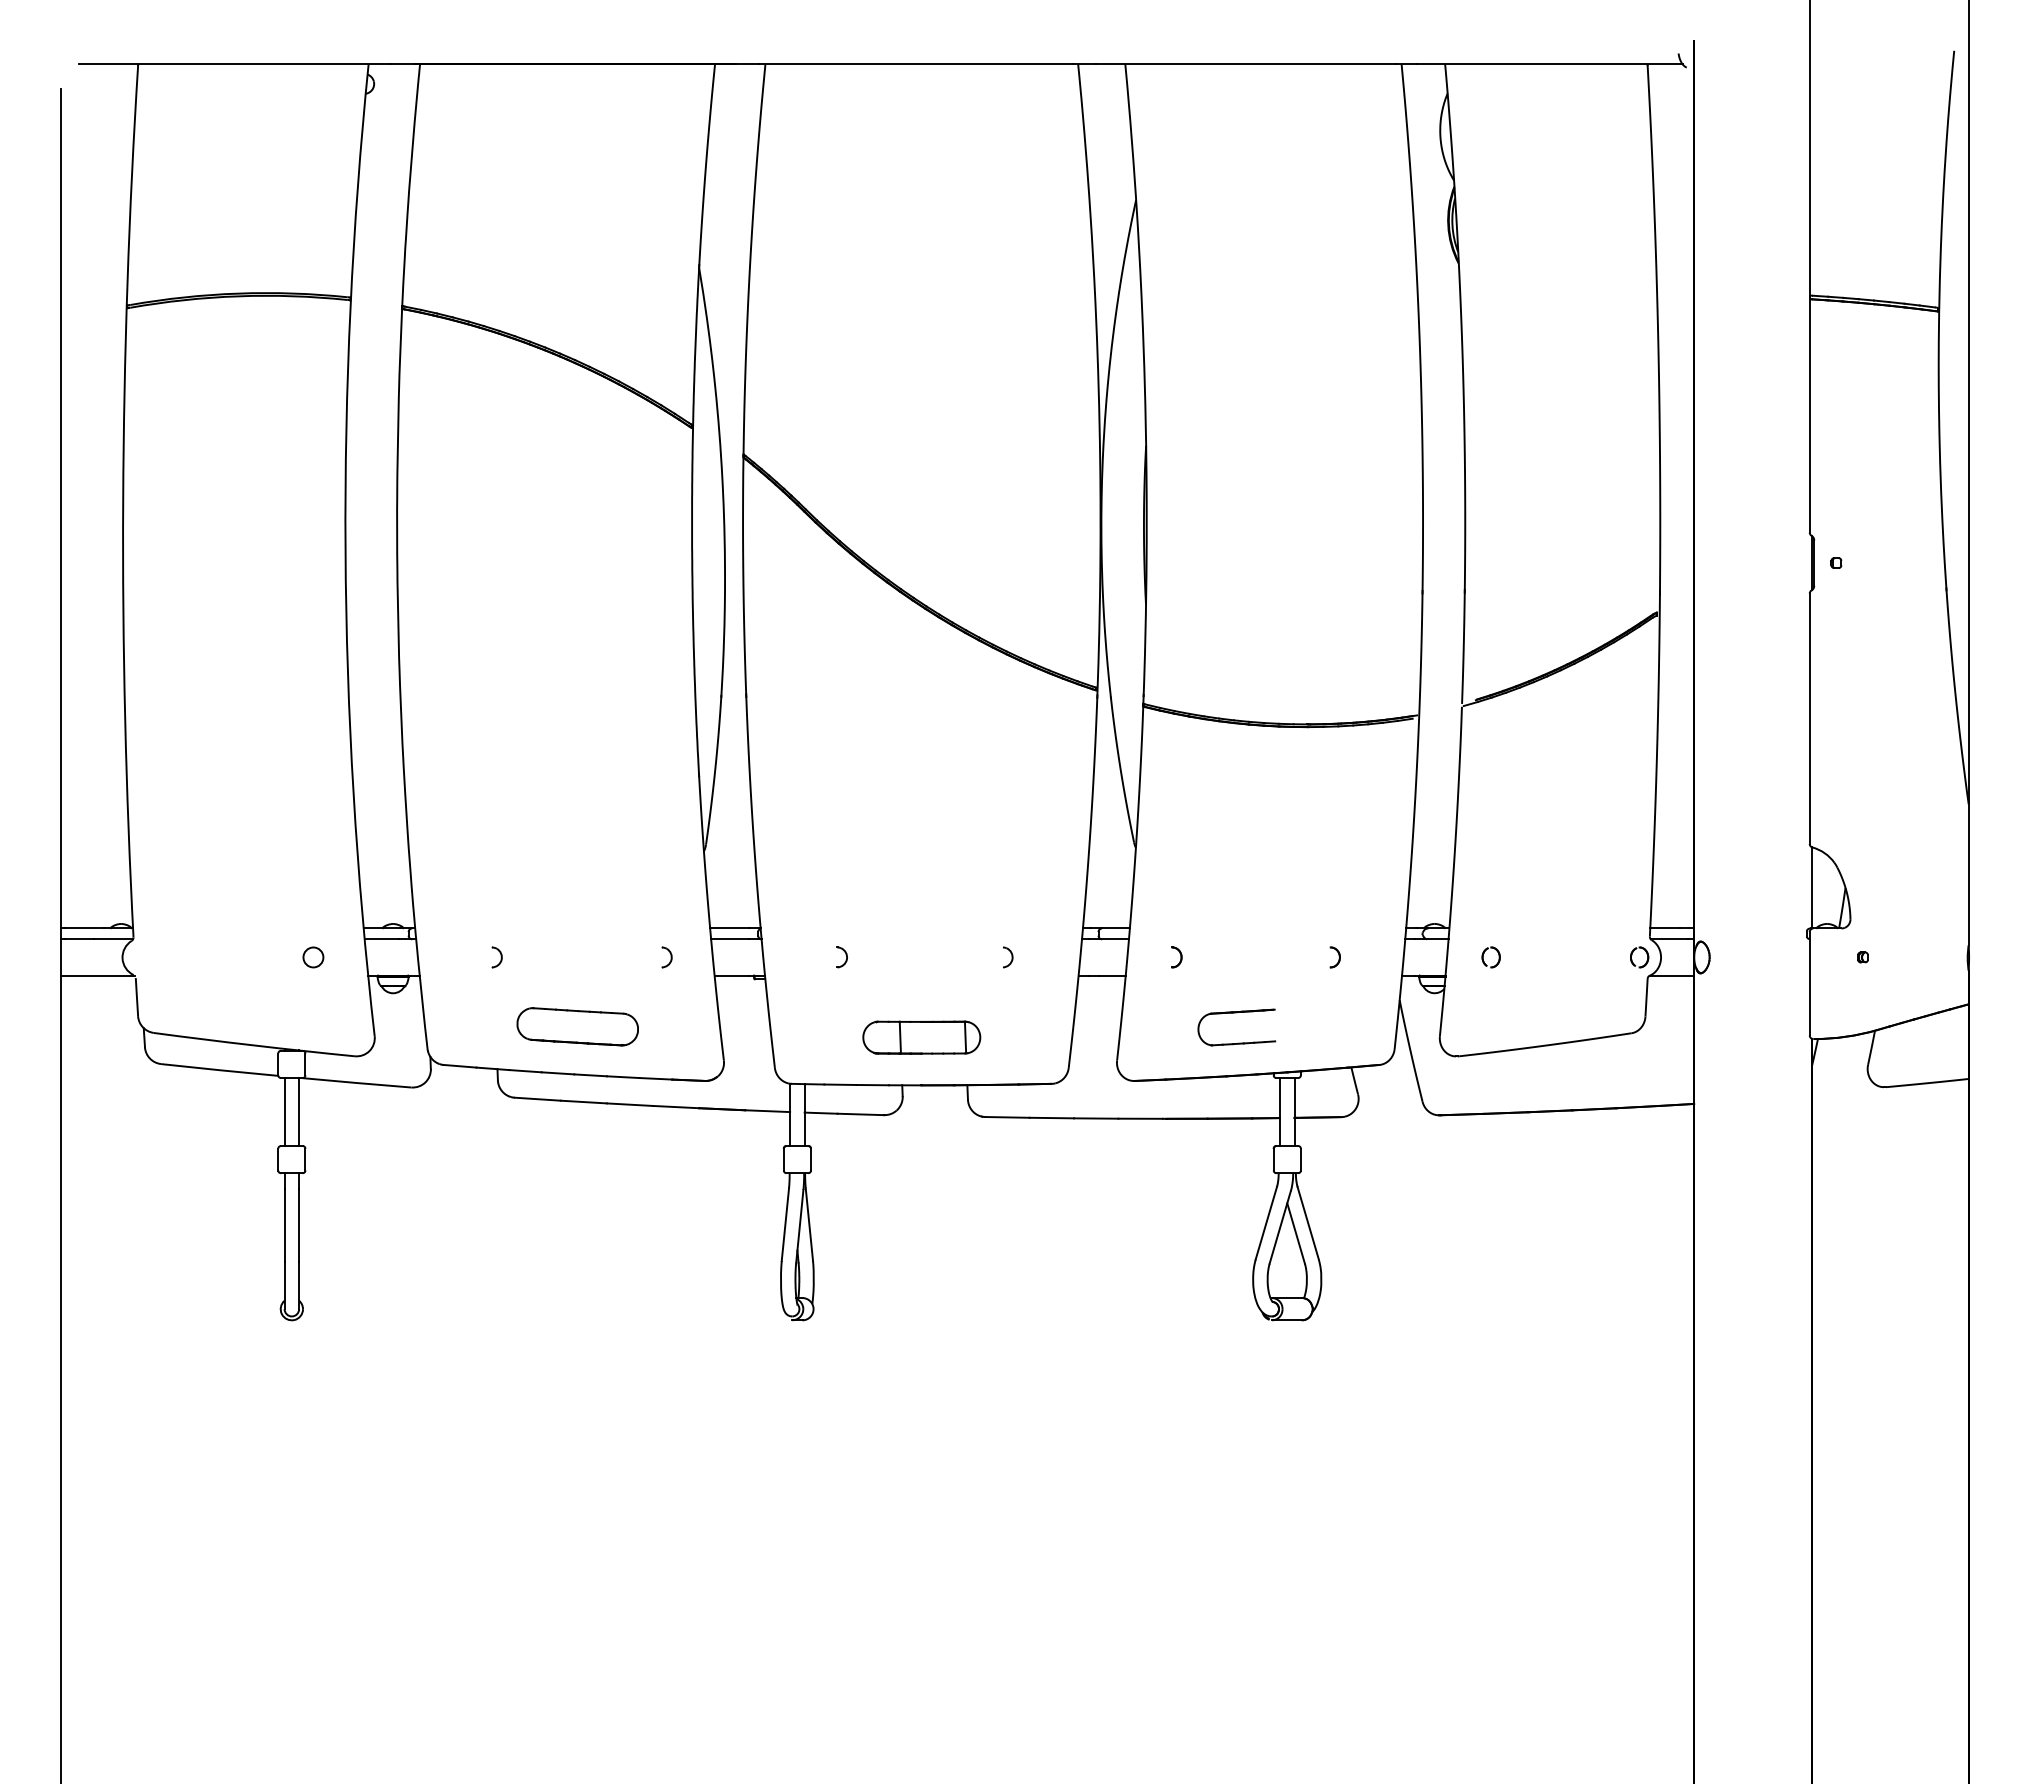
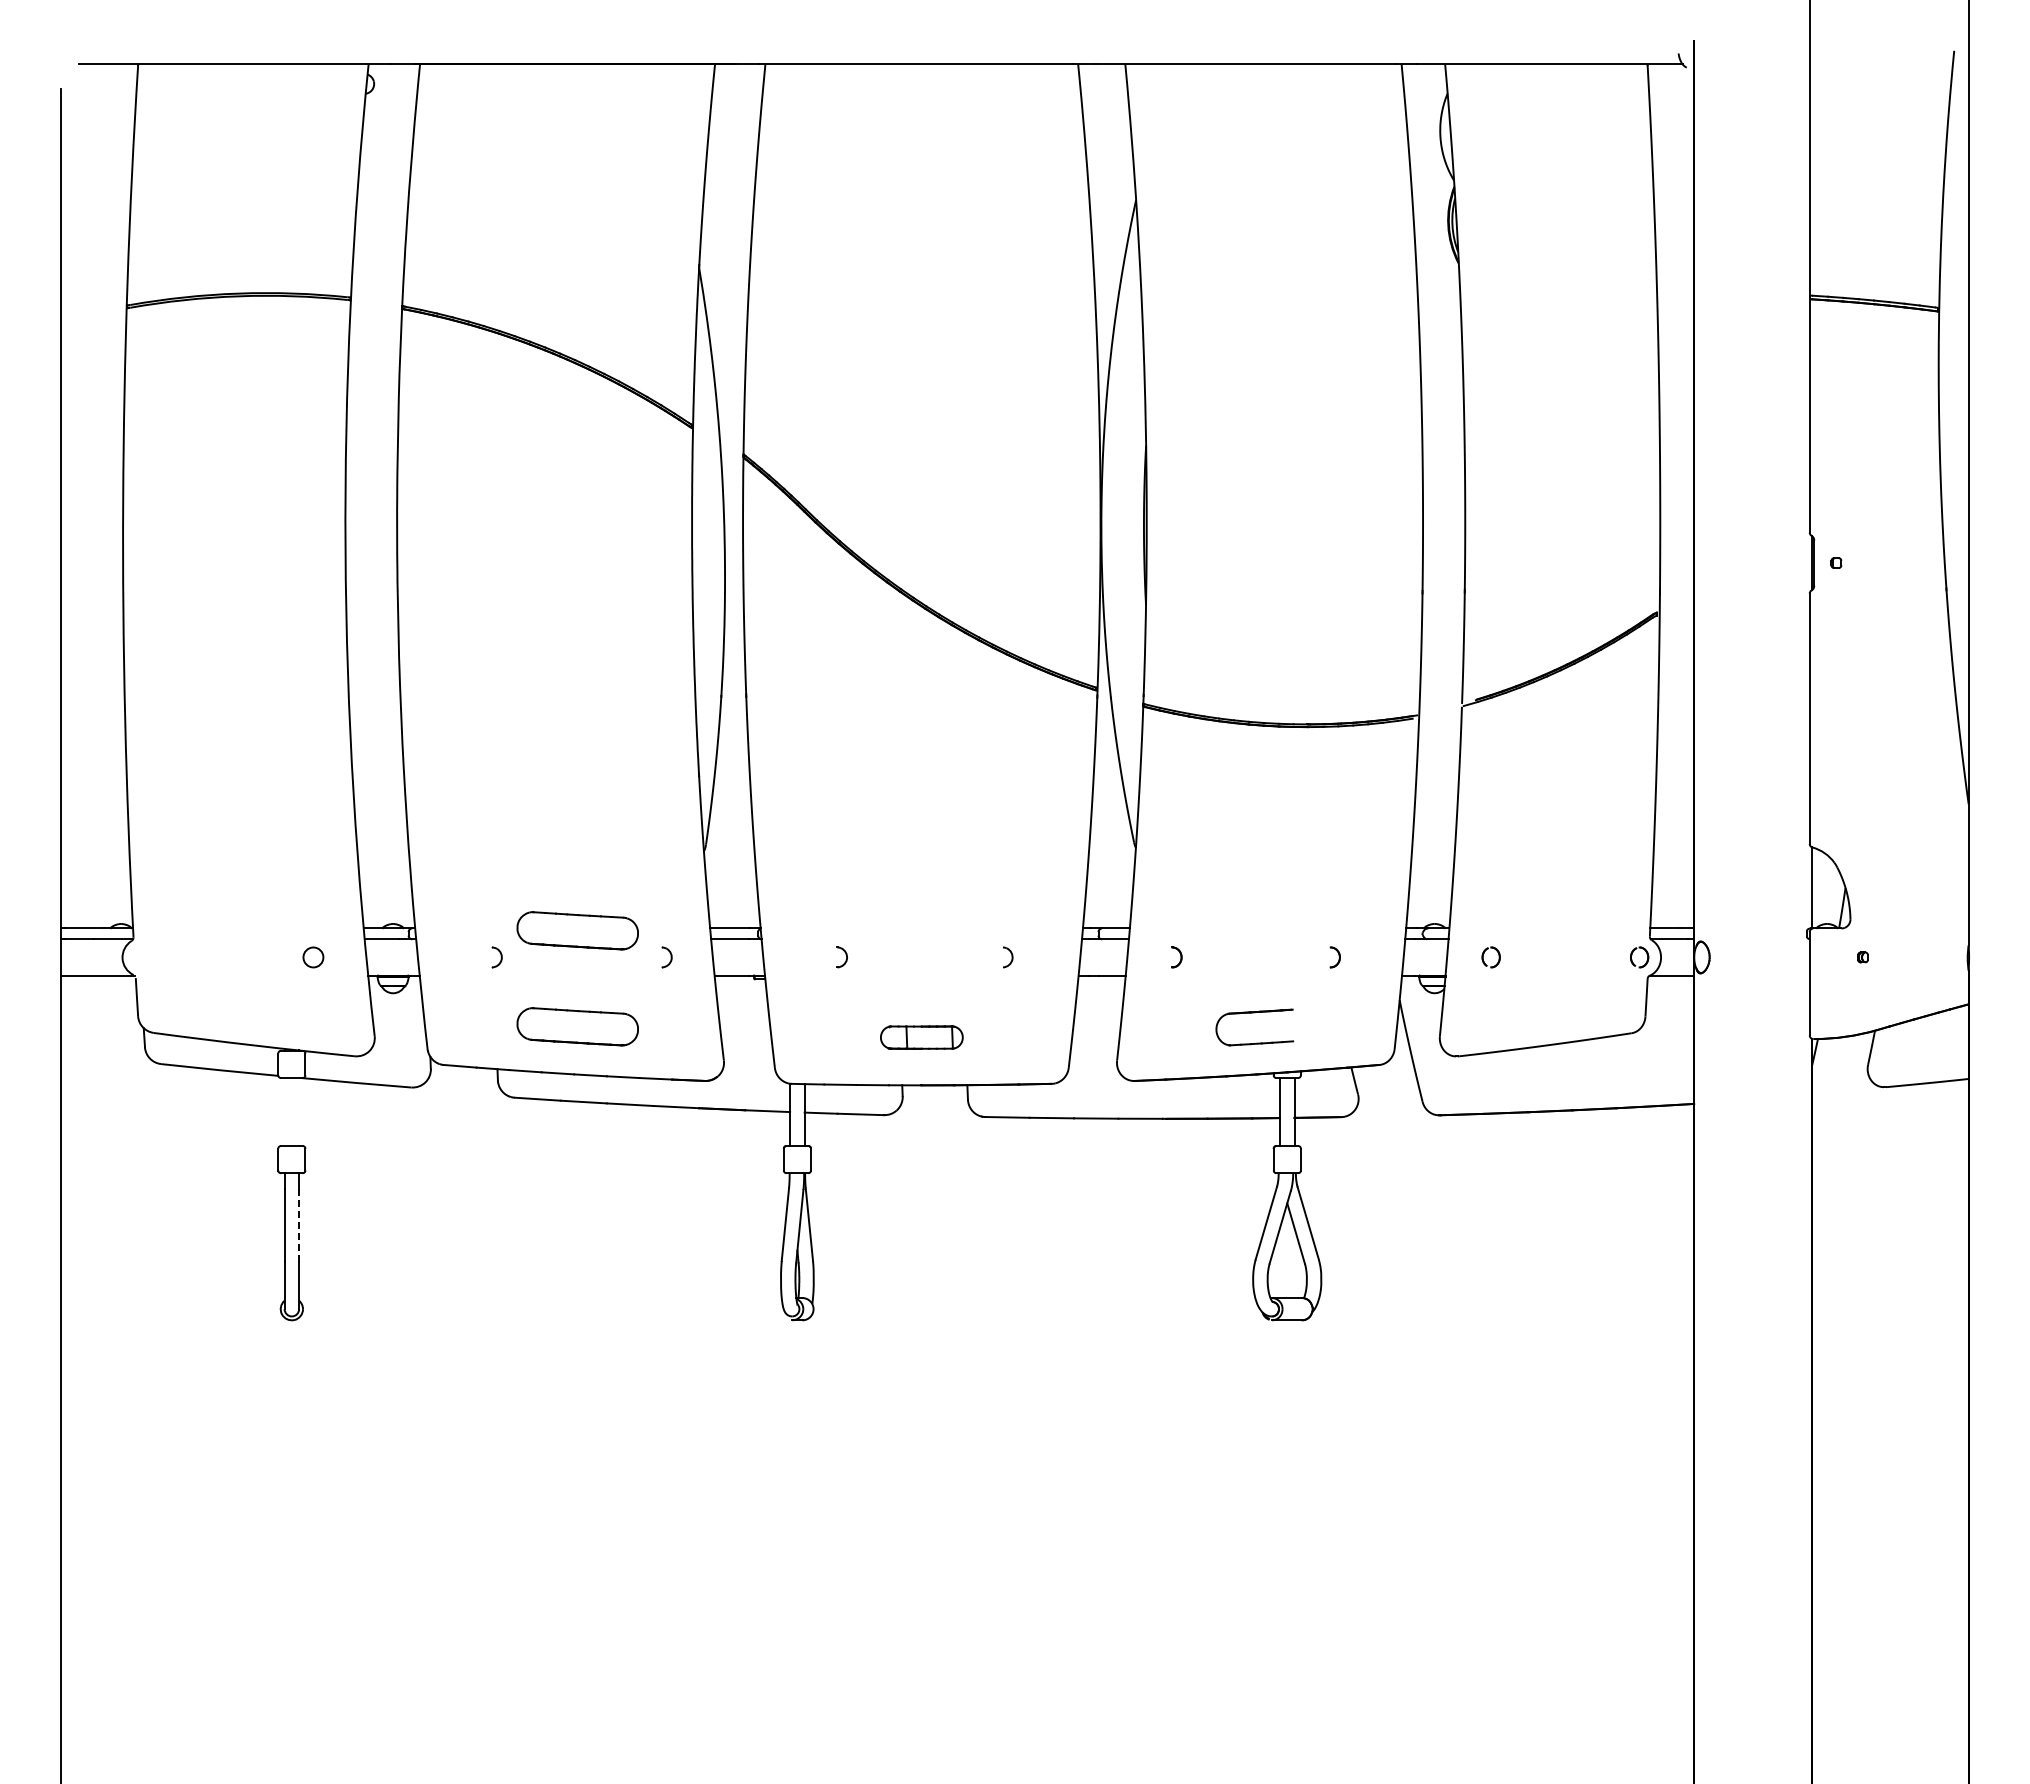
part: none -> present (577, 930)
part position: (1236, 1013) -> (1254, 1013) (1254, 1013)
part size: 120x35 px -> 84x25 px (921, 1037)
line: present -> none (284, 1112)
line: present -> none (299, 1112)
line: solid -> dashed (299, 1225)
